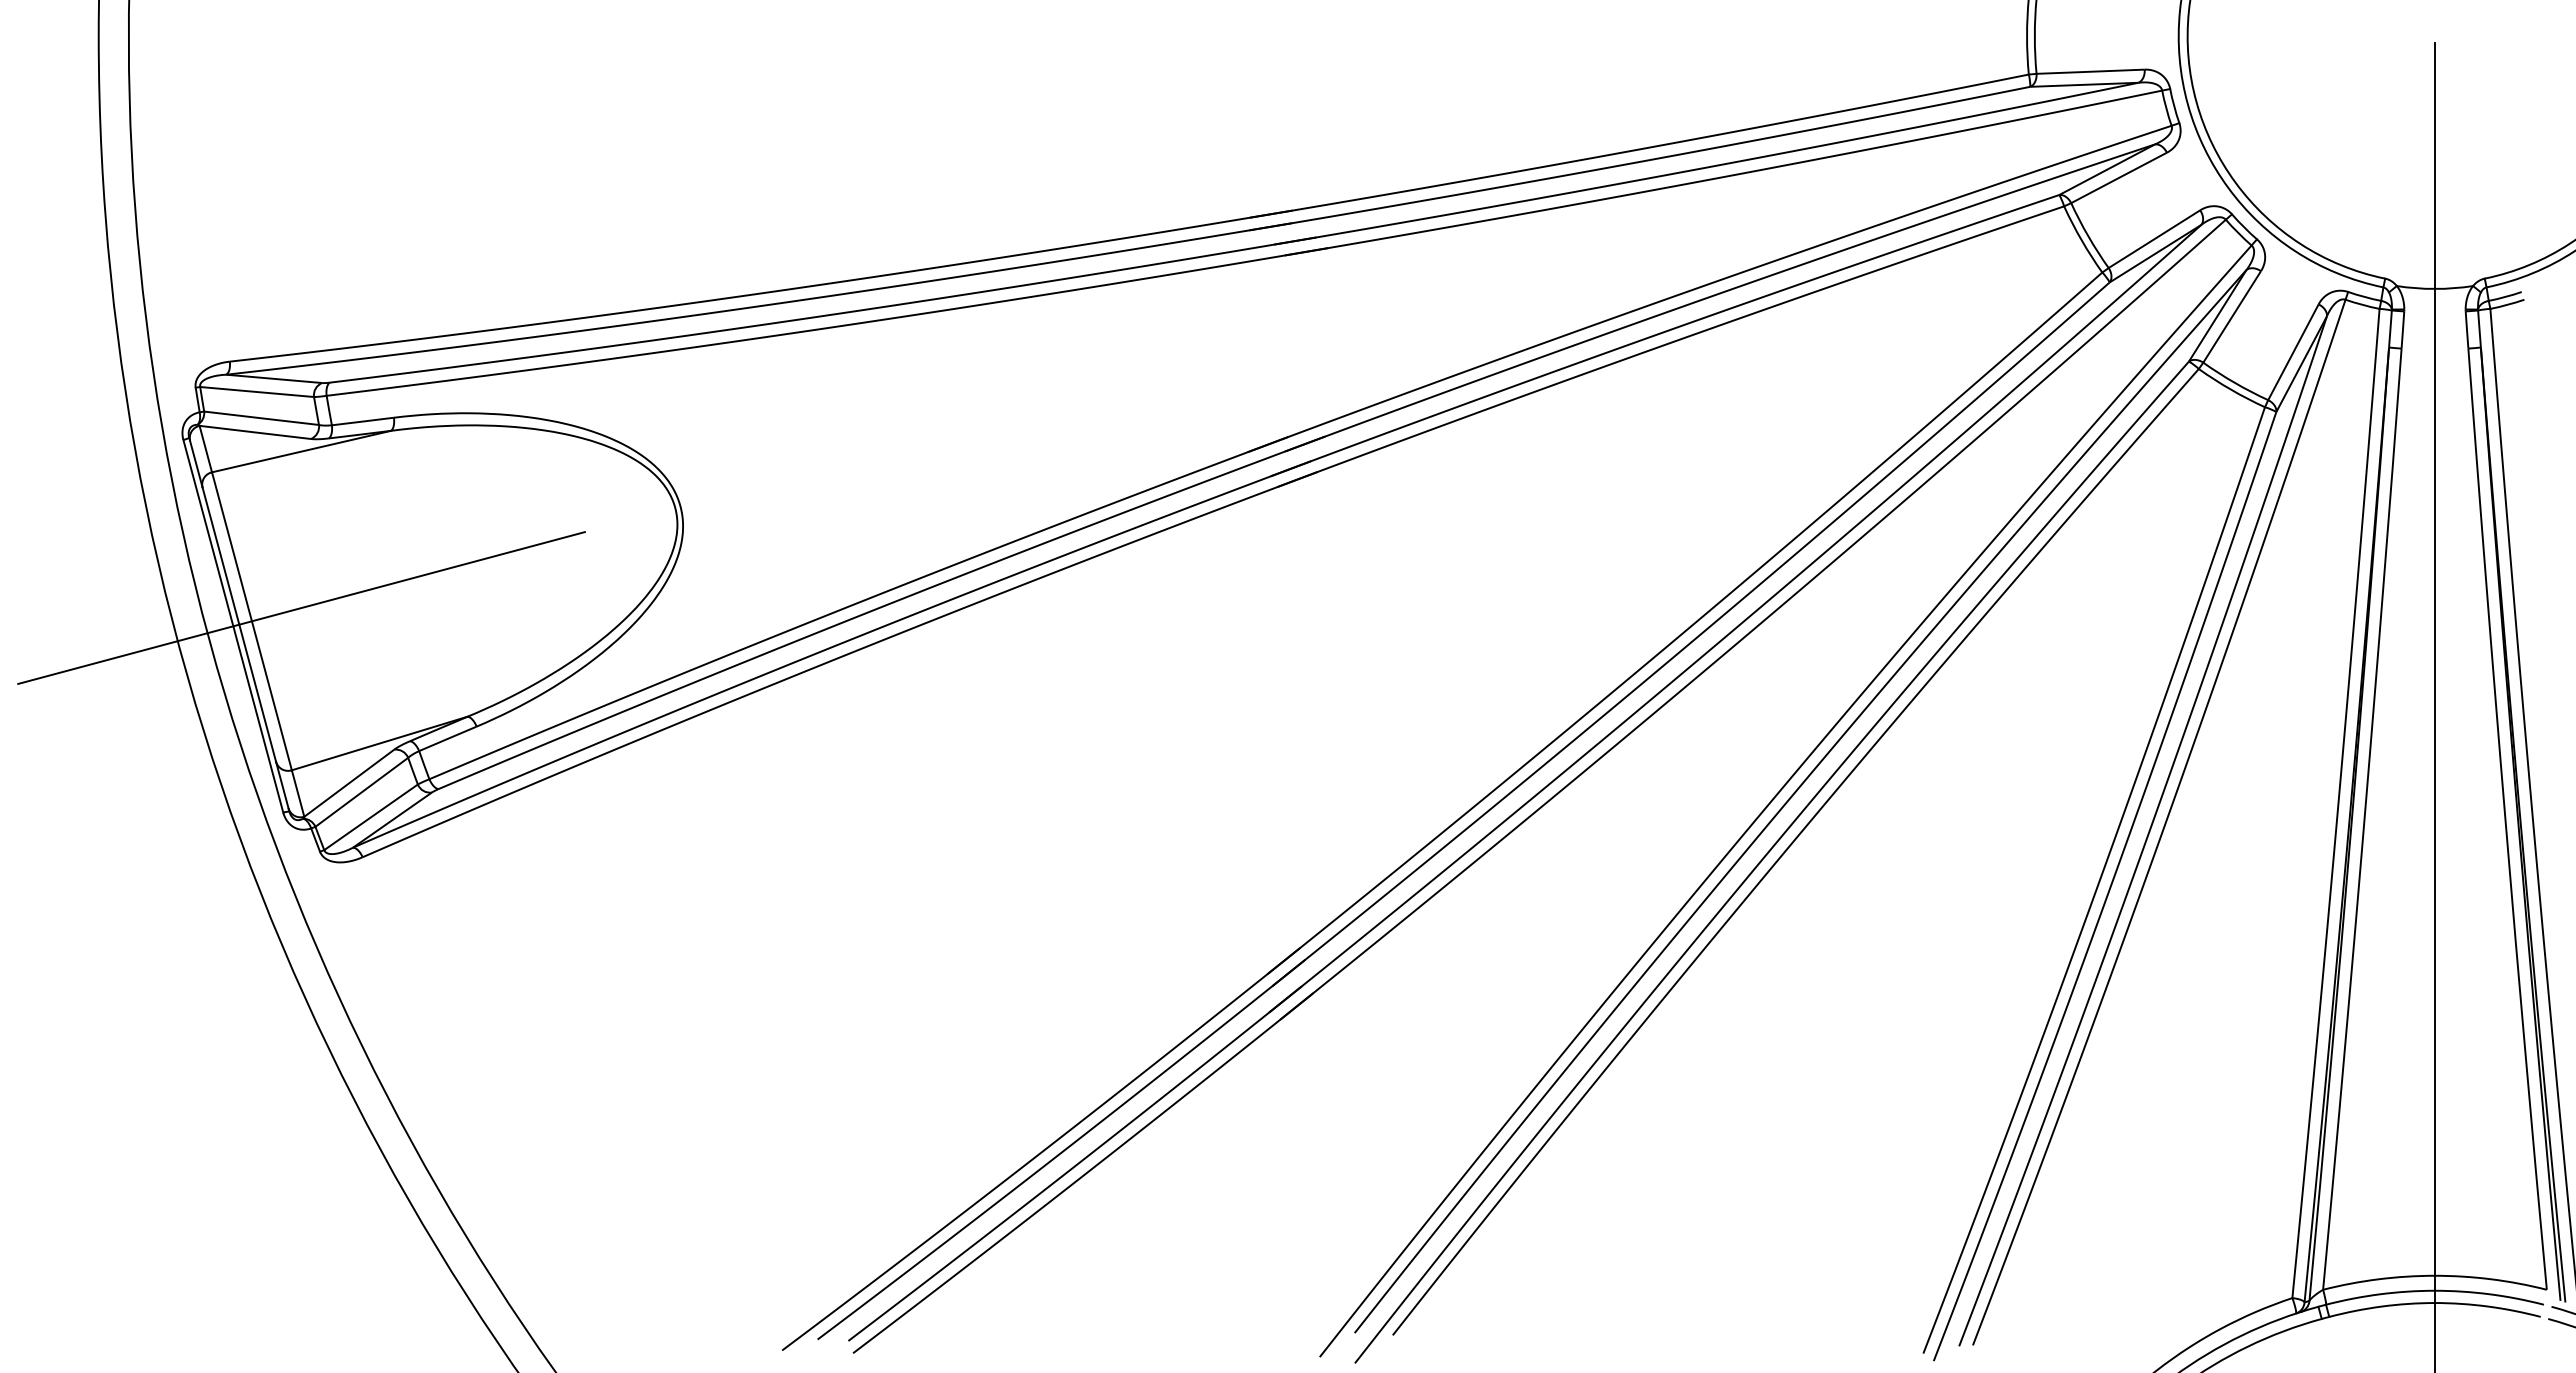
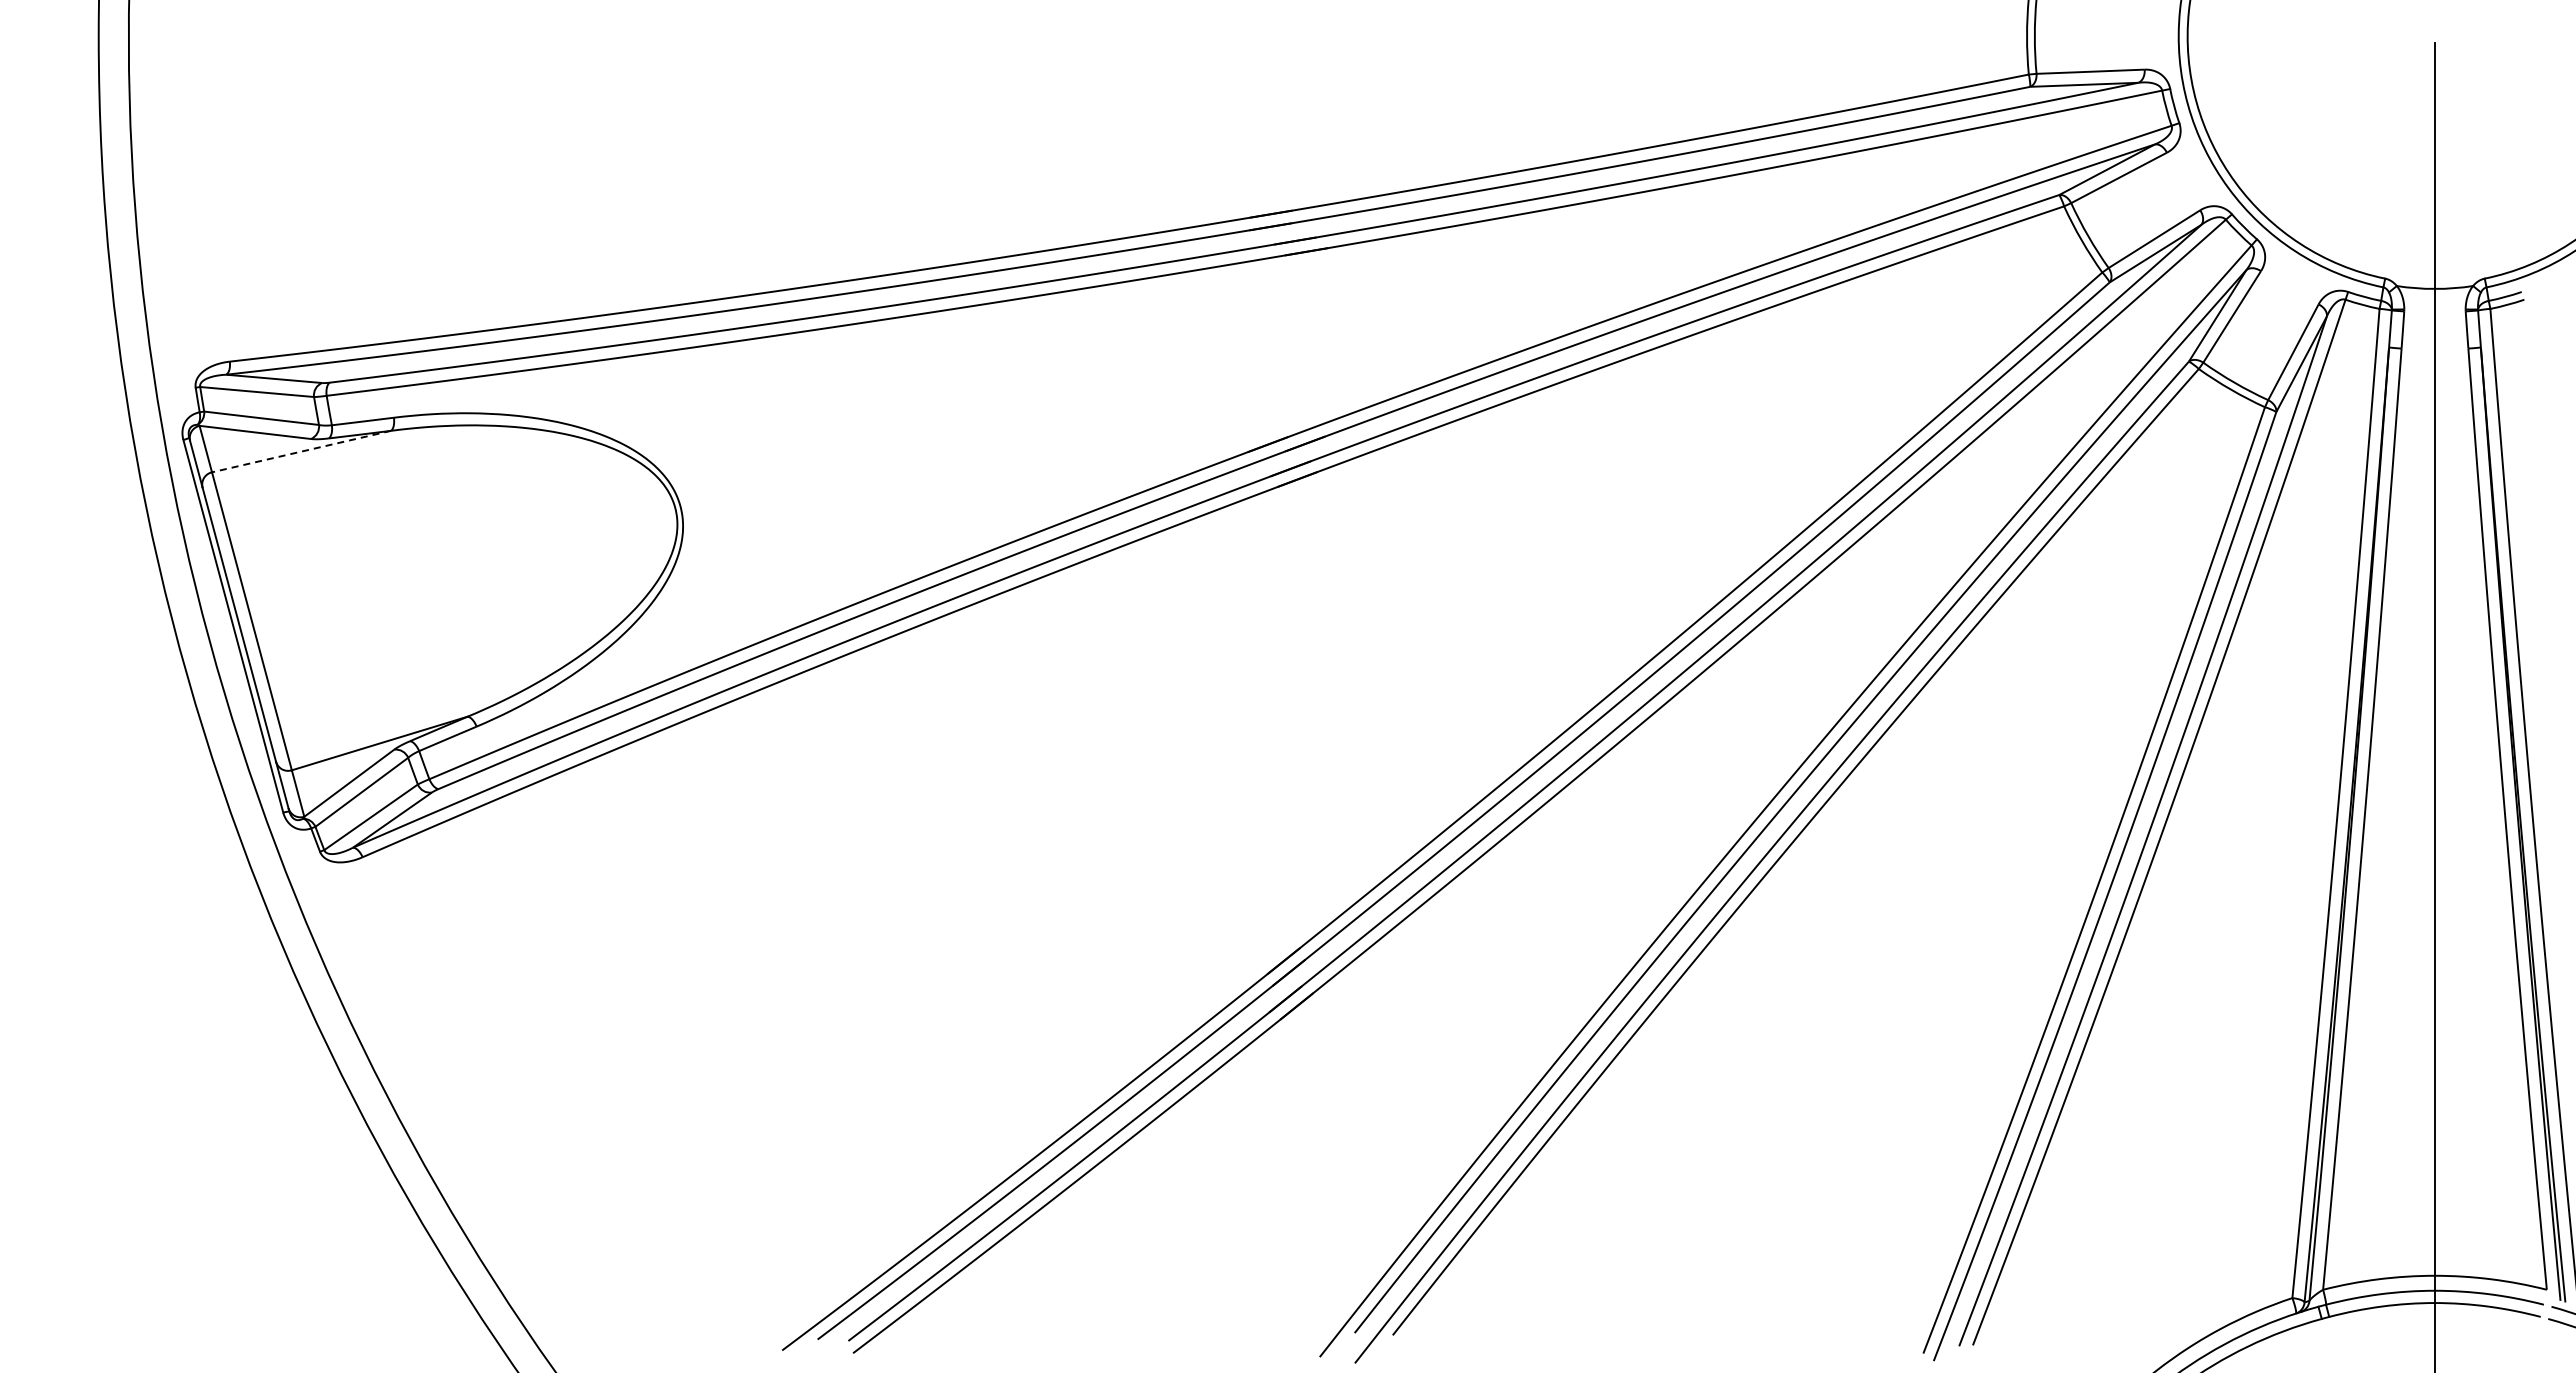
line: solid -> dashed (301, 451)
line: present -> none (301, 607)
